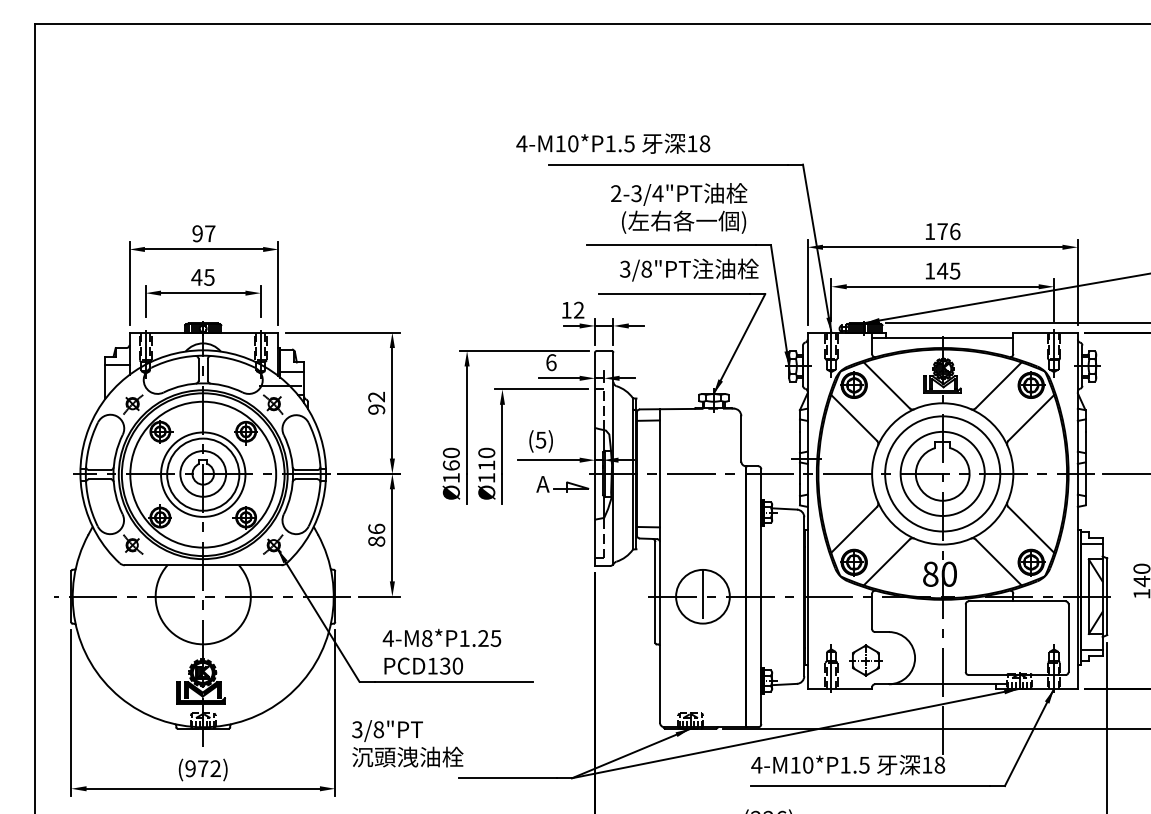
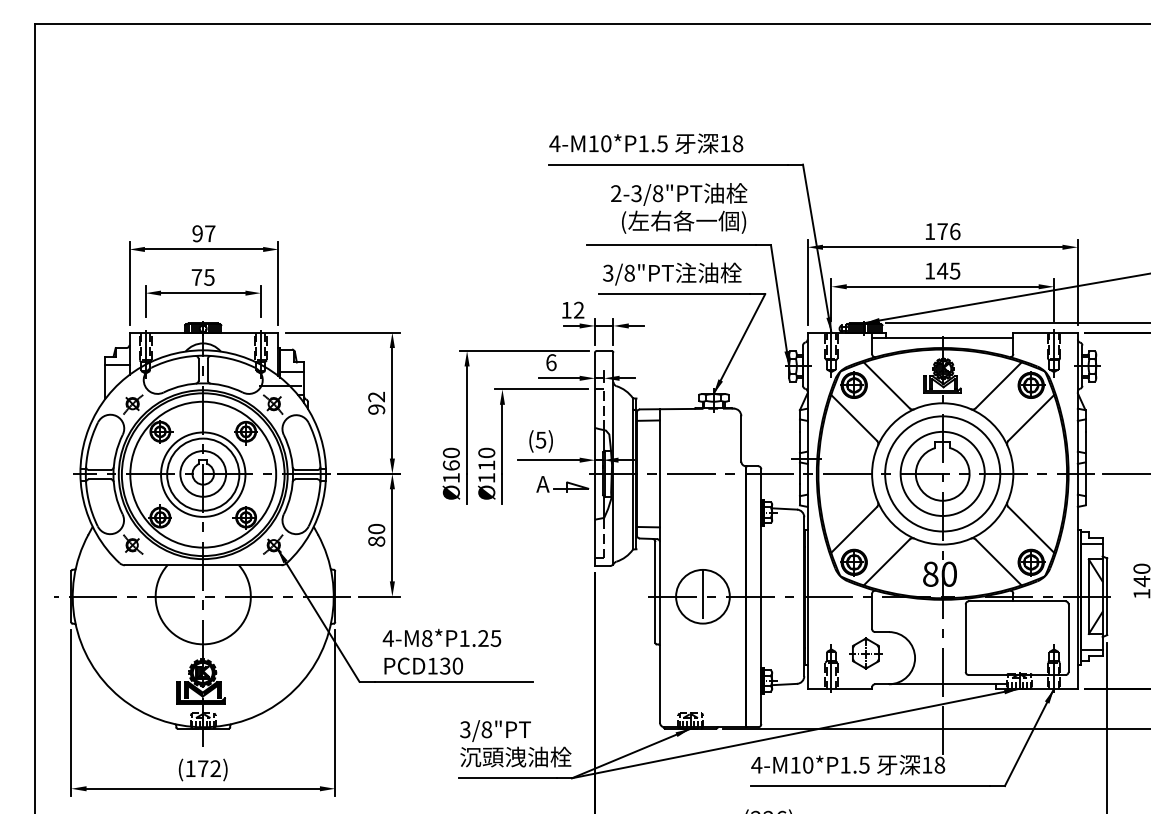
text position: (613, 143) -> (646, 143) (646, 143)
text: 2-3/4"PT -> 2-3/8"PT (657, 193)
text position: (689, 269) -> (672, 273) (672, 273)
text: 45 -> 75 (196, 277)
text: 86 -> 80 (376, 528)
part position: (865, 660) -> (865, 653) (865, 653)
text position: (407, 743) -> (515, 743) (515, 743)
text: (972) -> (172) (190, 768)
